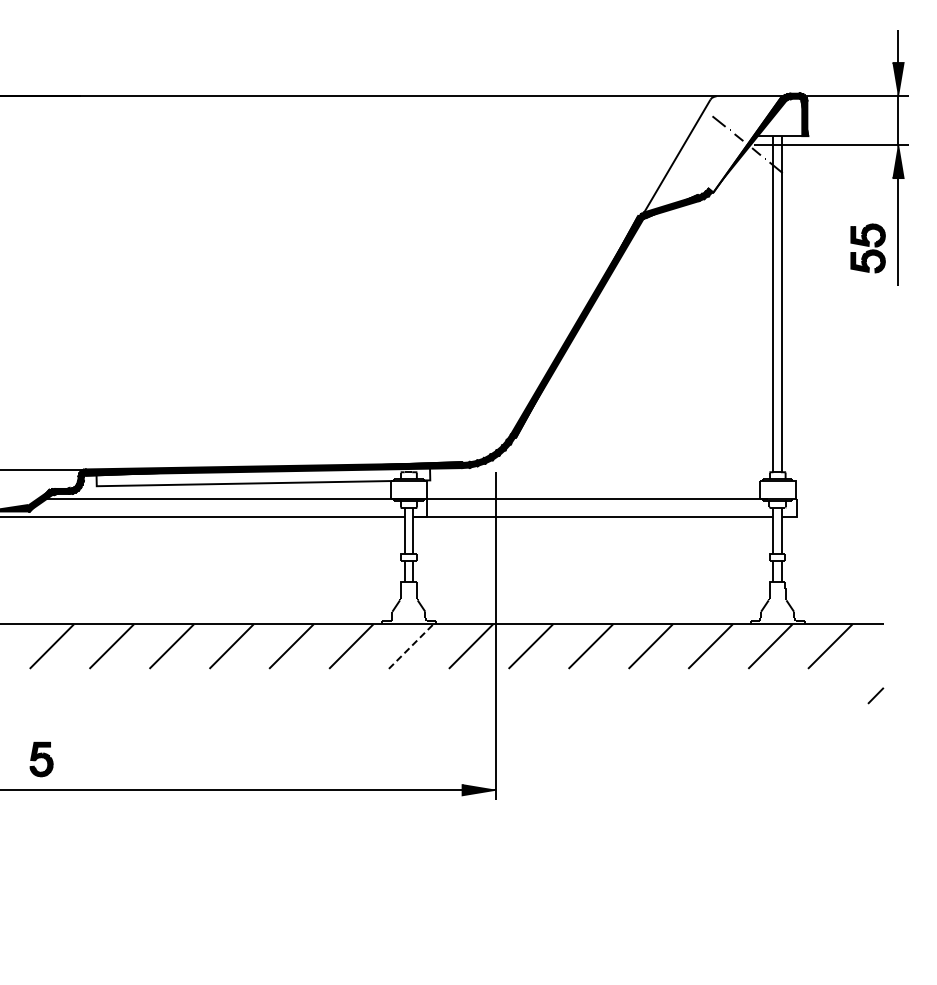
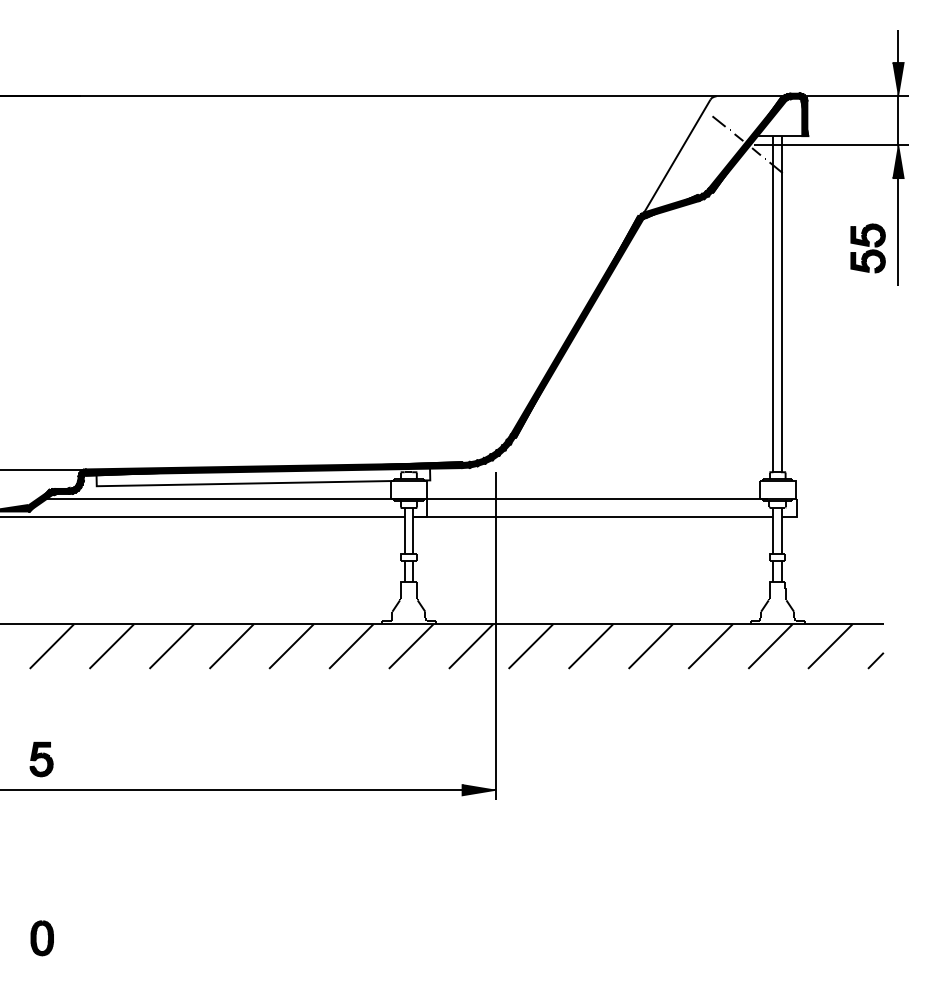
fill: none -> present (744, 144)
line: dashed -> solid (411, 646)
line position: (875, 695) -> (875, 660) (875, 660)
part: none -> present (41, 938)
